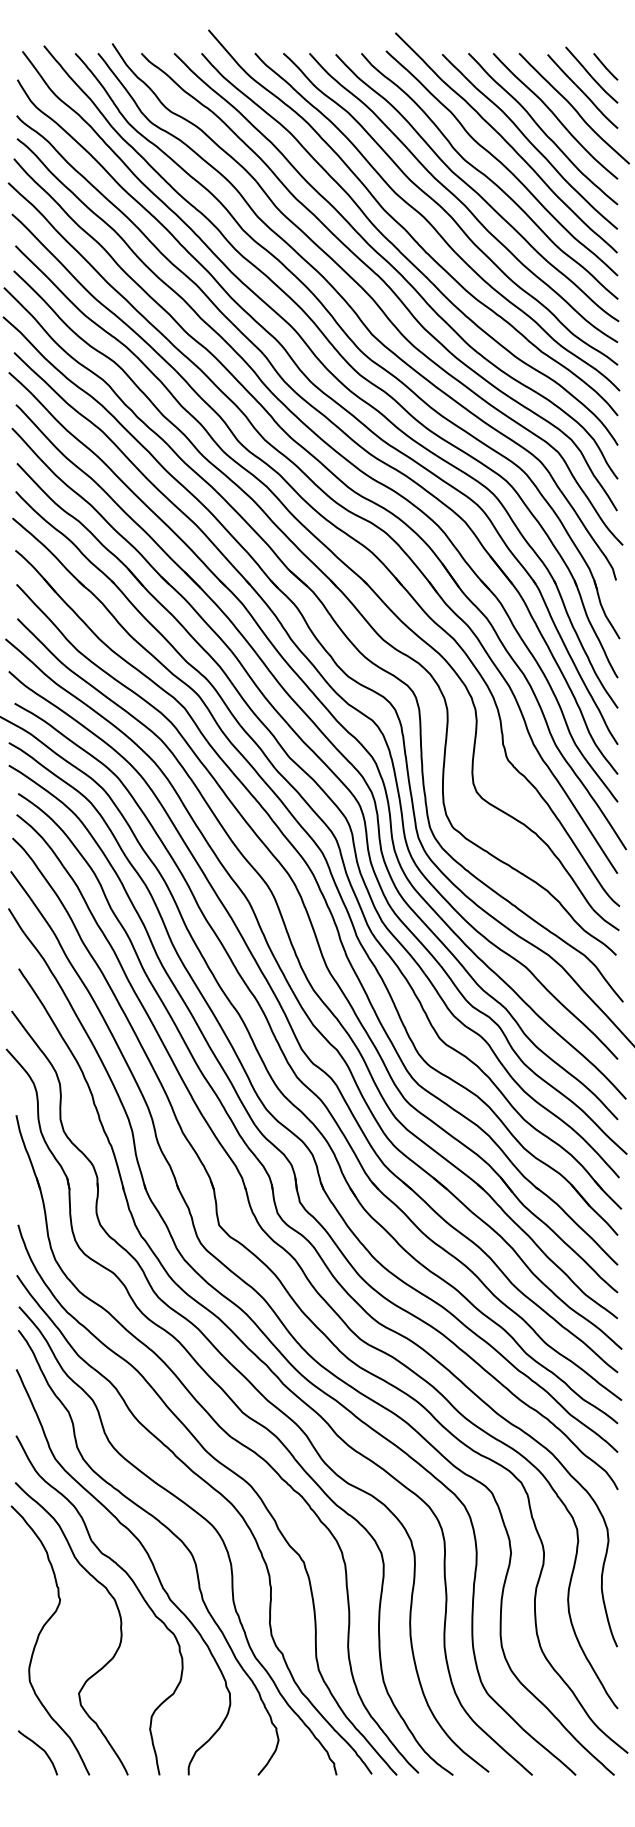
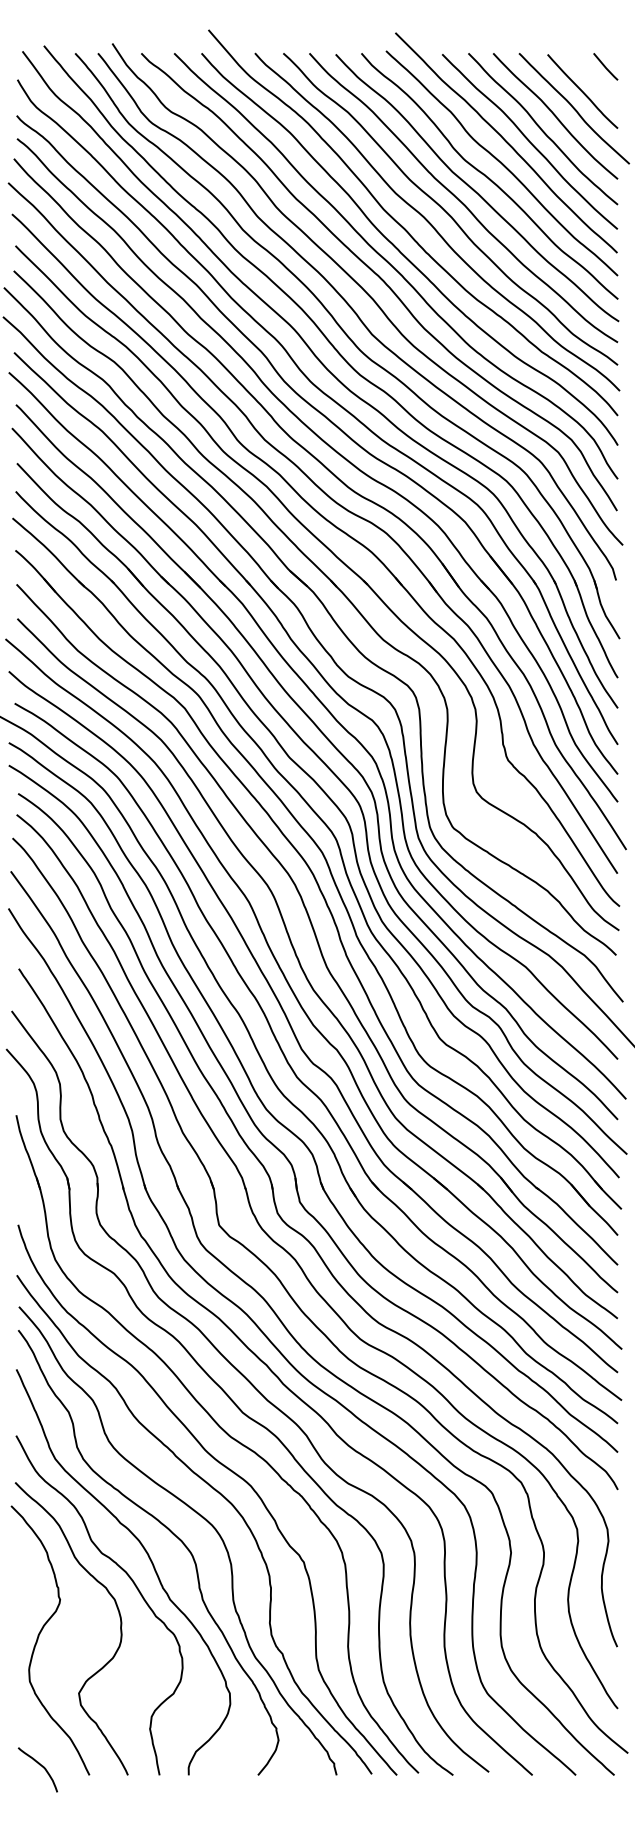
curve: present -> none (590, 74)
curve position: (39, 1748) -> (39, 1765) (39, 1765)
